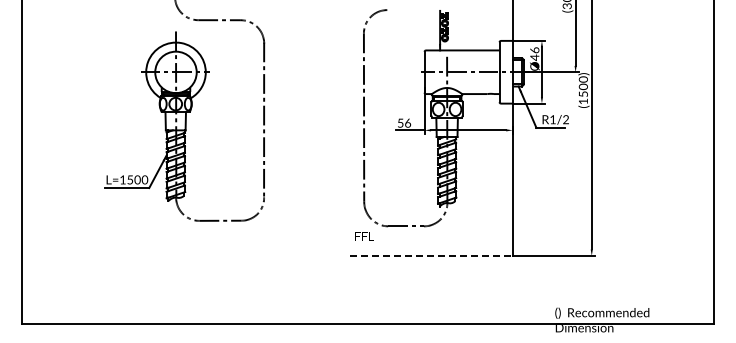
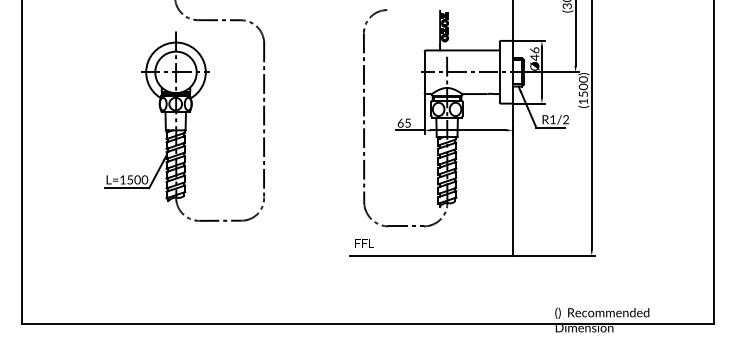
text: 56 -> 65 (404, 122)
text position: (364, 236) -> (364, 243) (364, 243)
line: dashed -> solid (432, 255)
